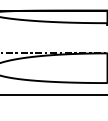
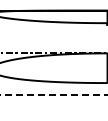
line: solid -> dashed (54, 95)
